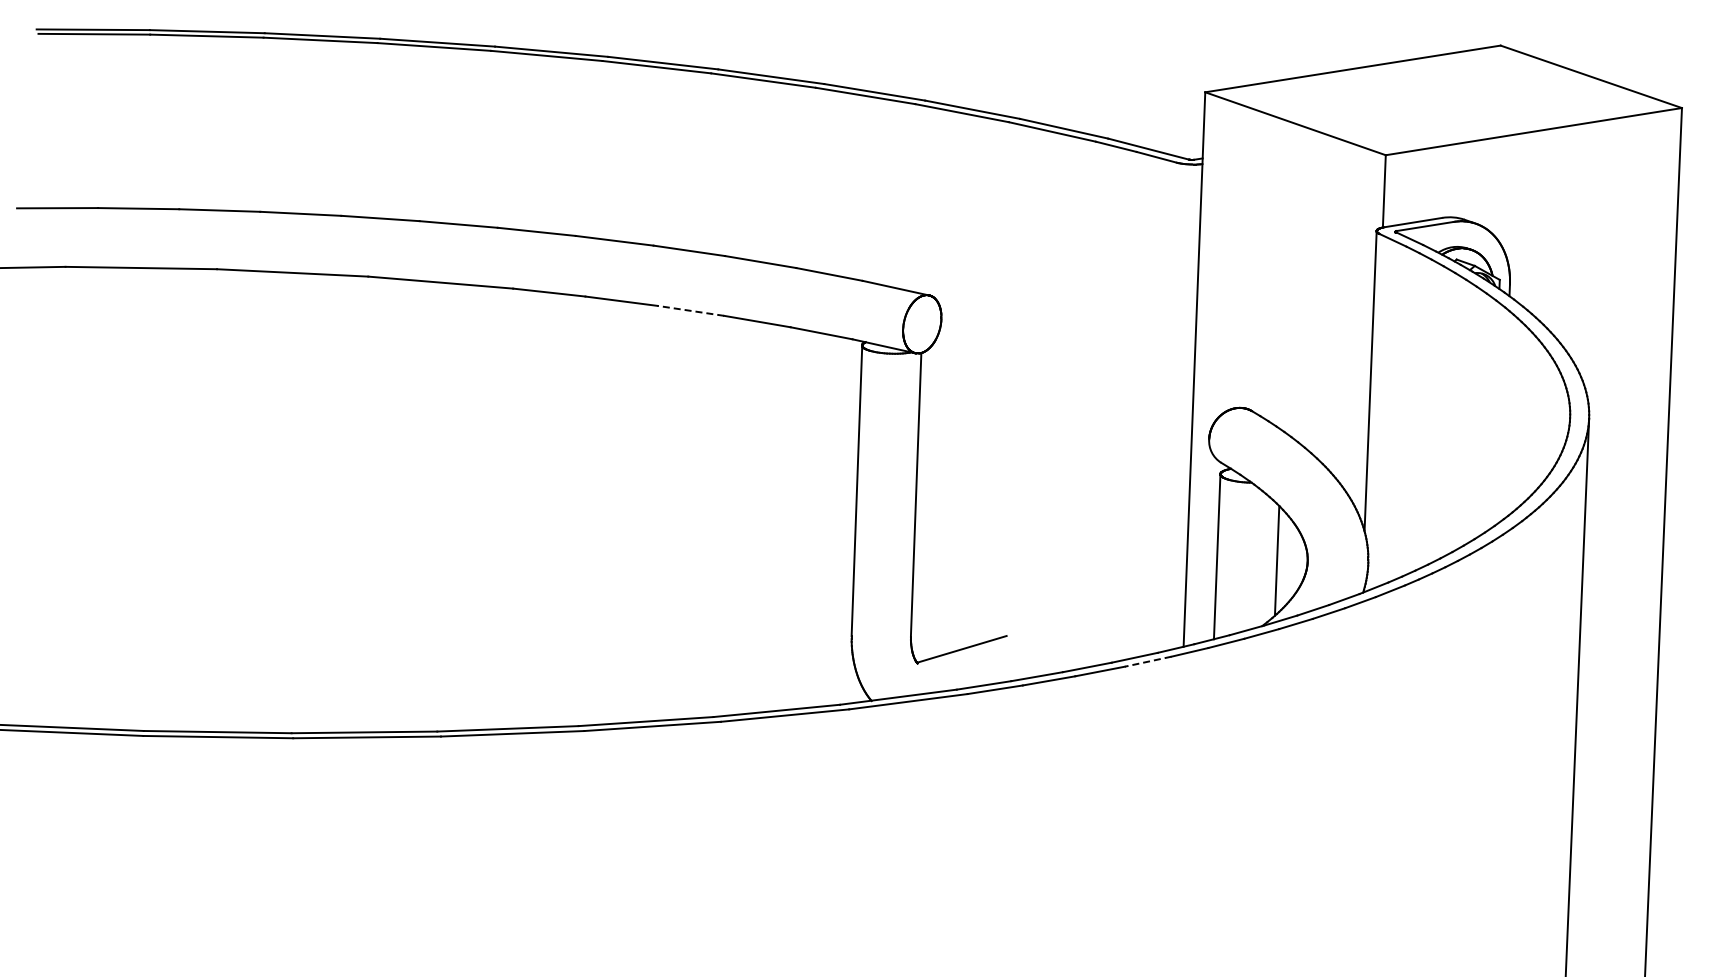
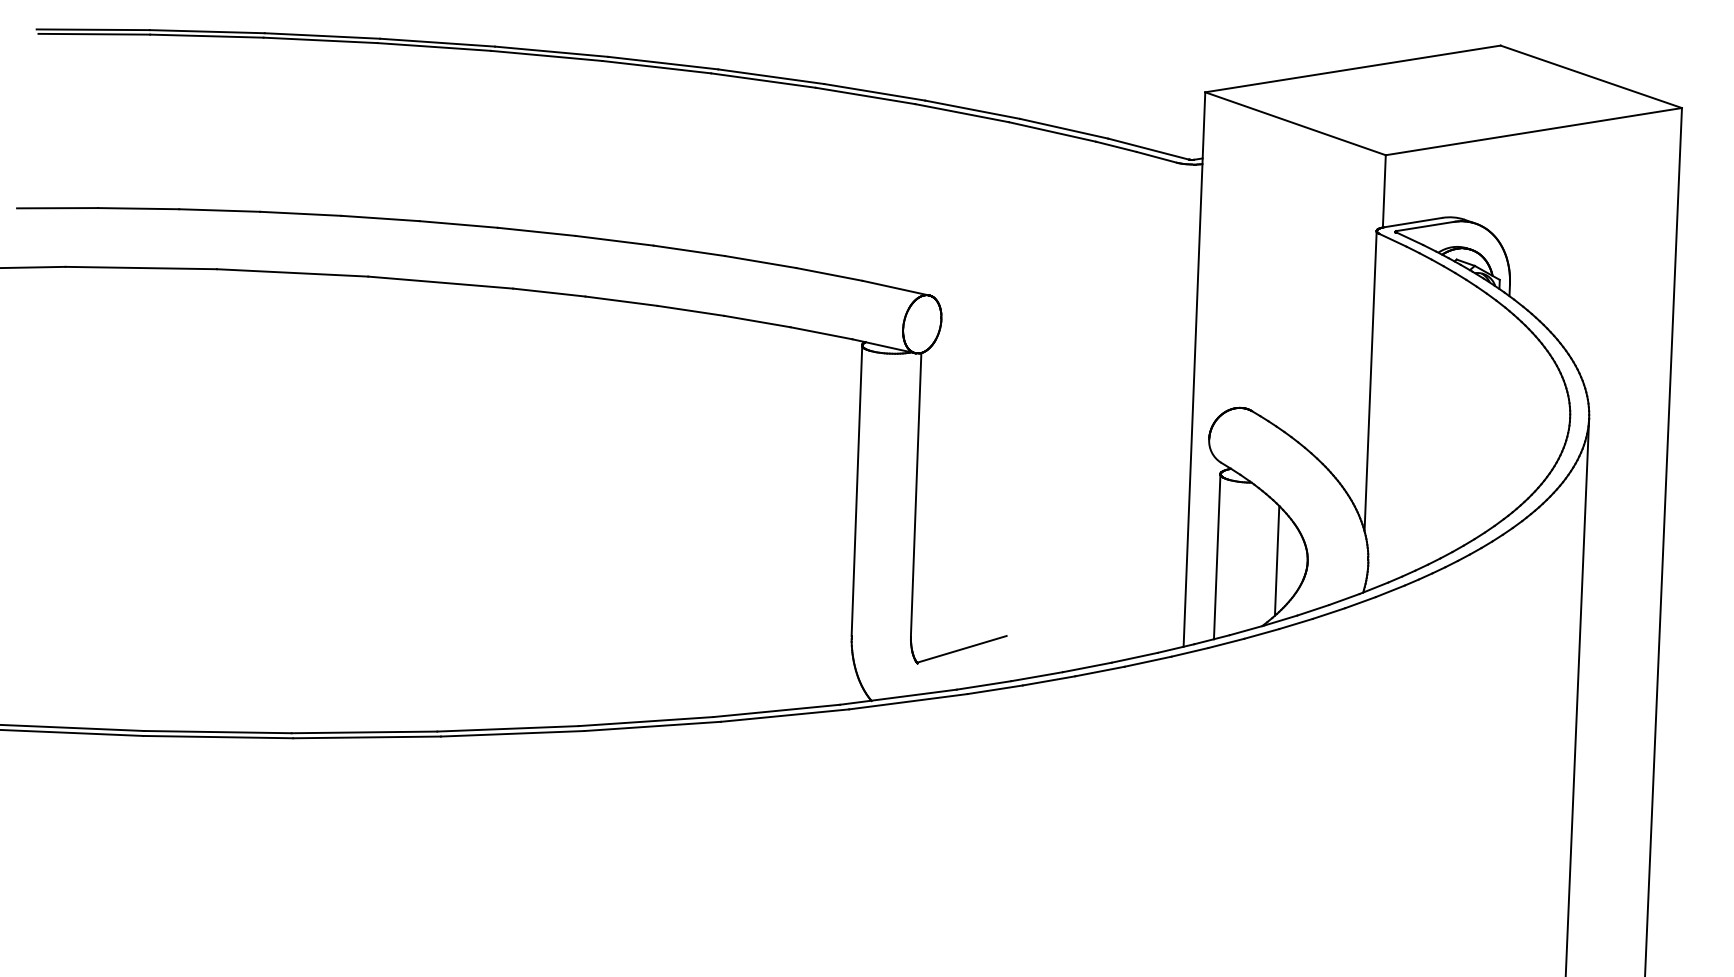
line: dashed -> solid (690, 310)
line: dashed -> solid (1148, 661)
